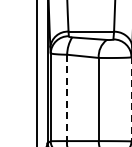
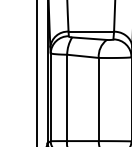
line: dashed -> solid (67, 98)
line: dashed -> solid (131, 99)
